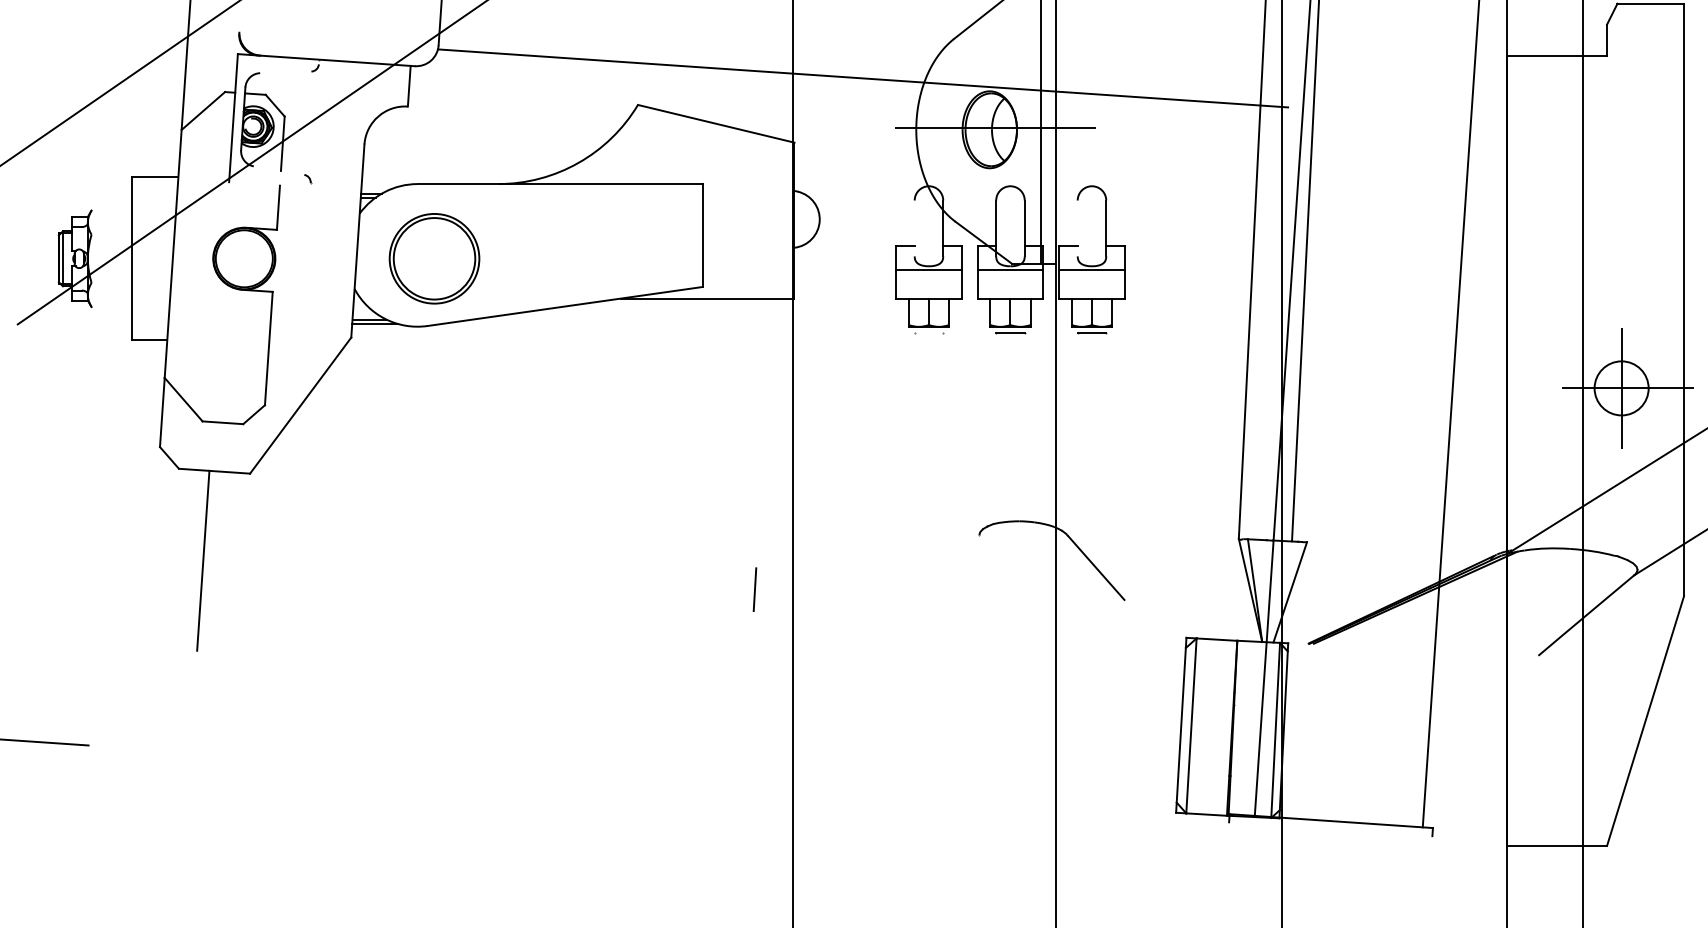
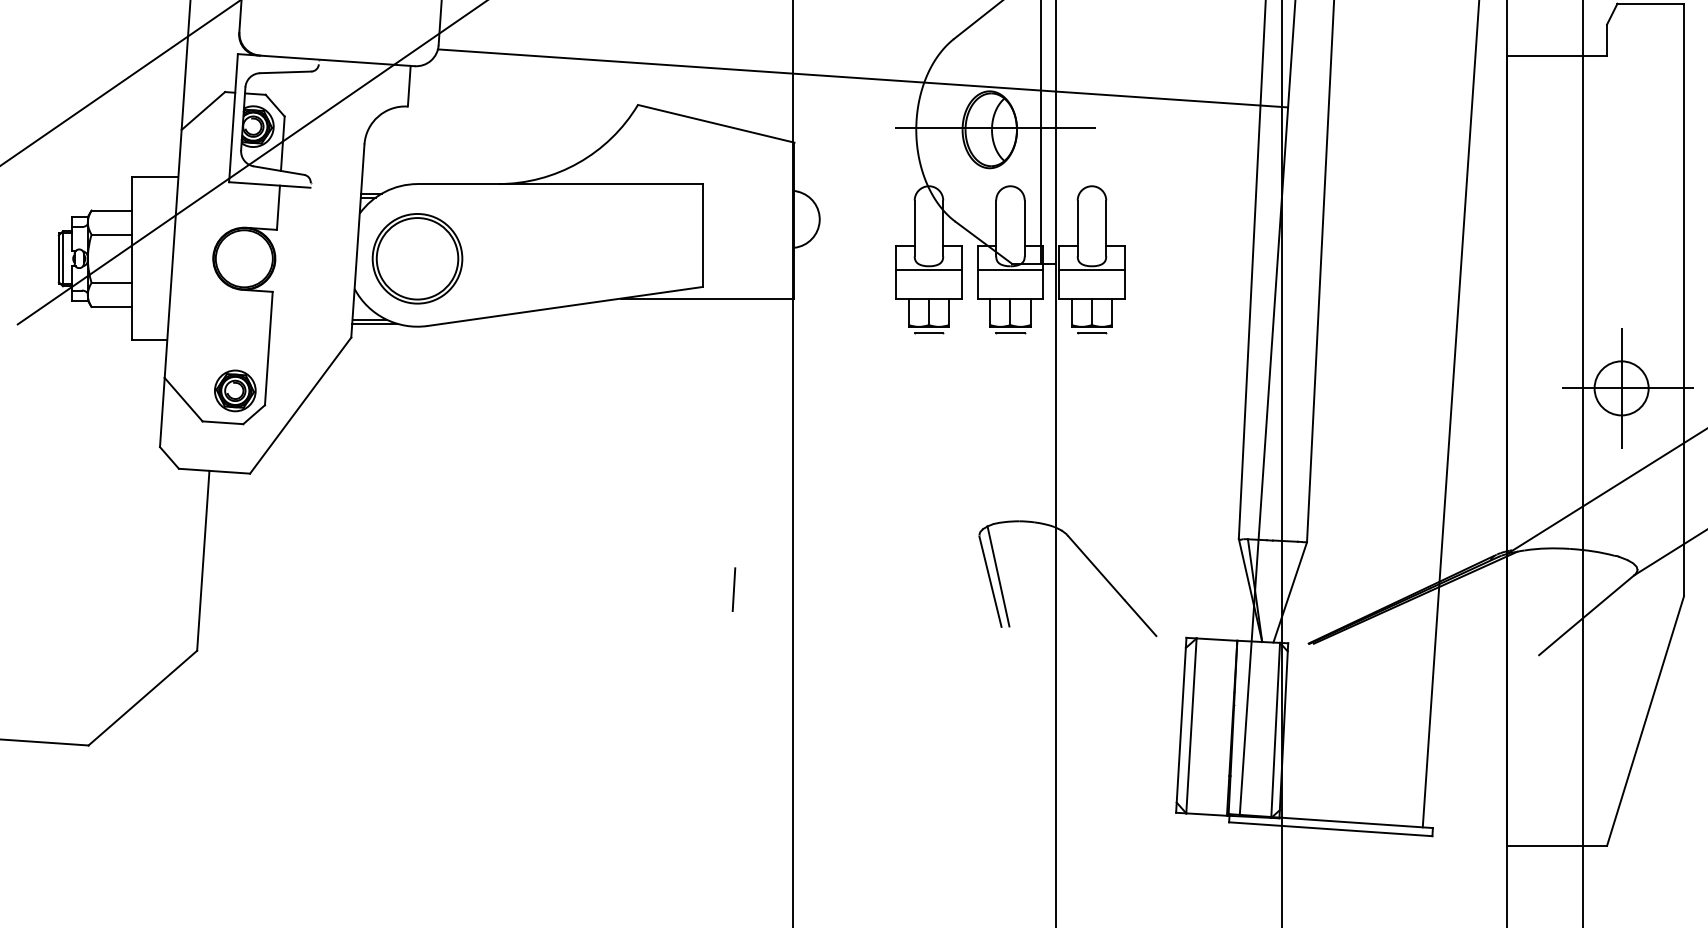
line: none -> present (240, 17)
line: none -> present (285, 72)
line: none -> present (278, 170)
line: none -> present (269, 184)
line: none -> present (111, 210)
line: none -> present (914, 228)
line: none -> present (1077, 228)
line: none -> present (111, 234)
part position: (434, 258) -> (417, 258) (417, 258)
line position: (1305, 271) -> (1320, 272) (1320, 272)
line: none -> present (111, 282)
line: none -> present (111, 307)
line: none -> present (928, 332)
part: none -> present (235, 390)
line position: (1282, 408) -> (1267, 408) (1267, 408)
line: none -> present (998, 576)
line: none -> present (990, 581)
line position: (754, 589) -> (733, 589) (733, 589)
line: none -> present (1140, 618)
line: none -> present (142, 697)
line: none -> present (1330, 829)
